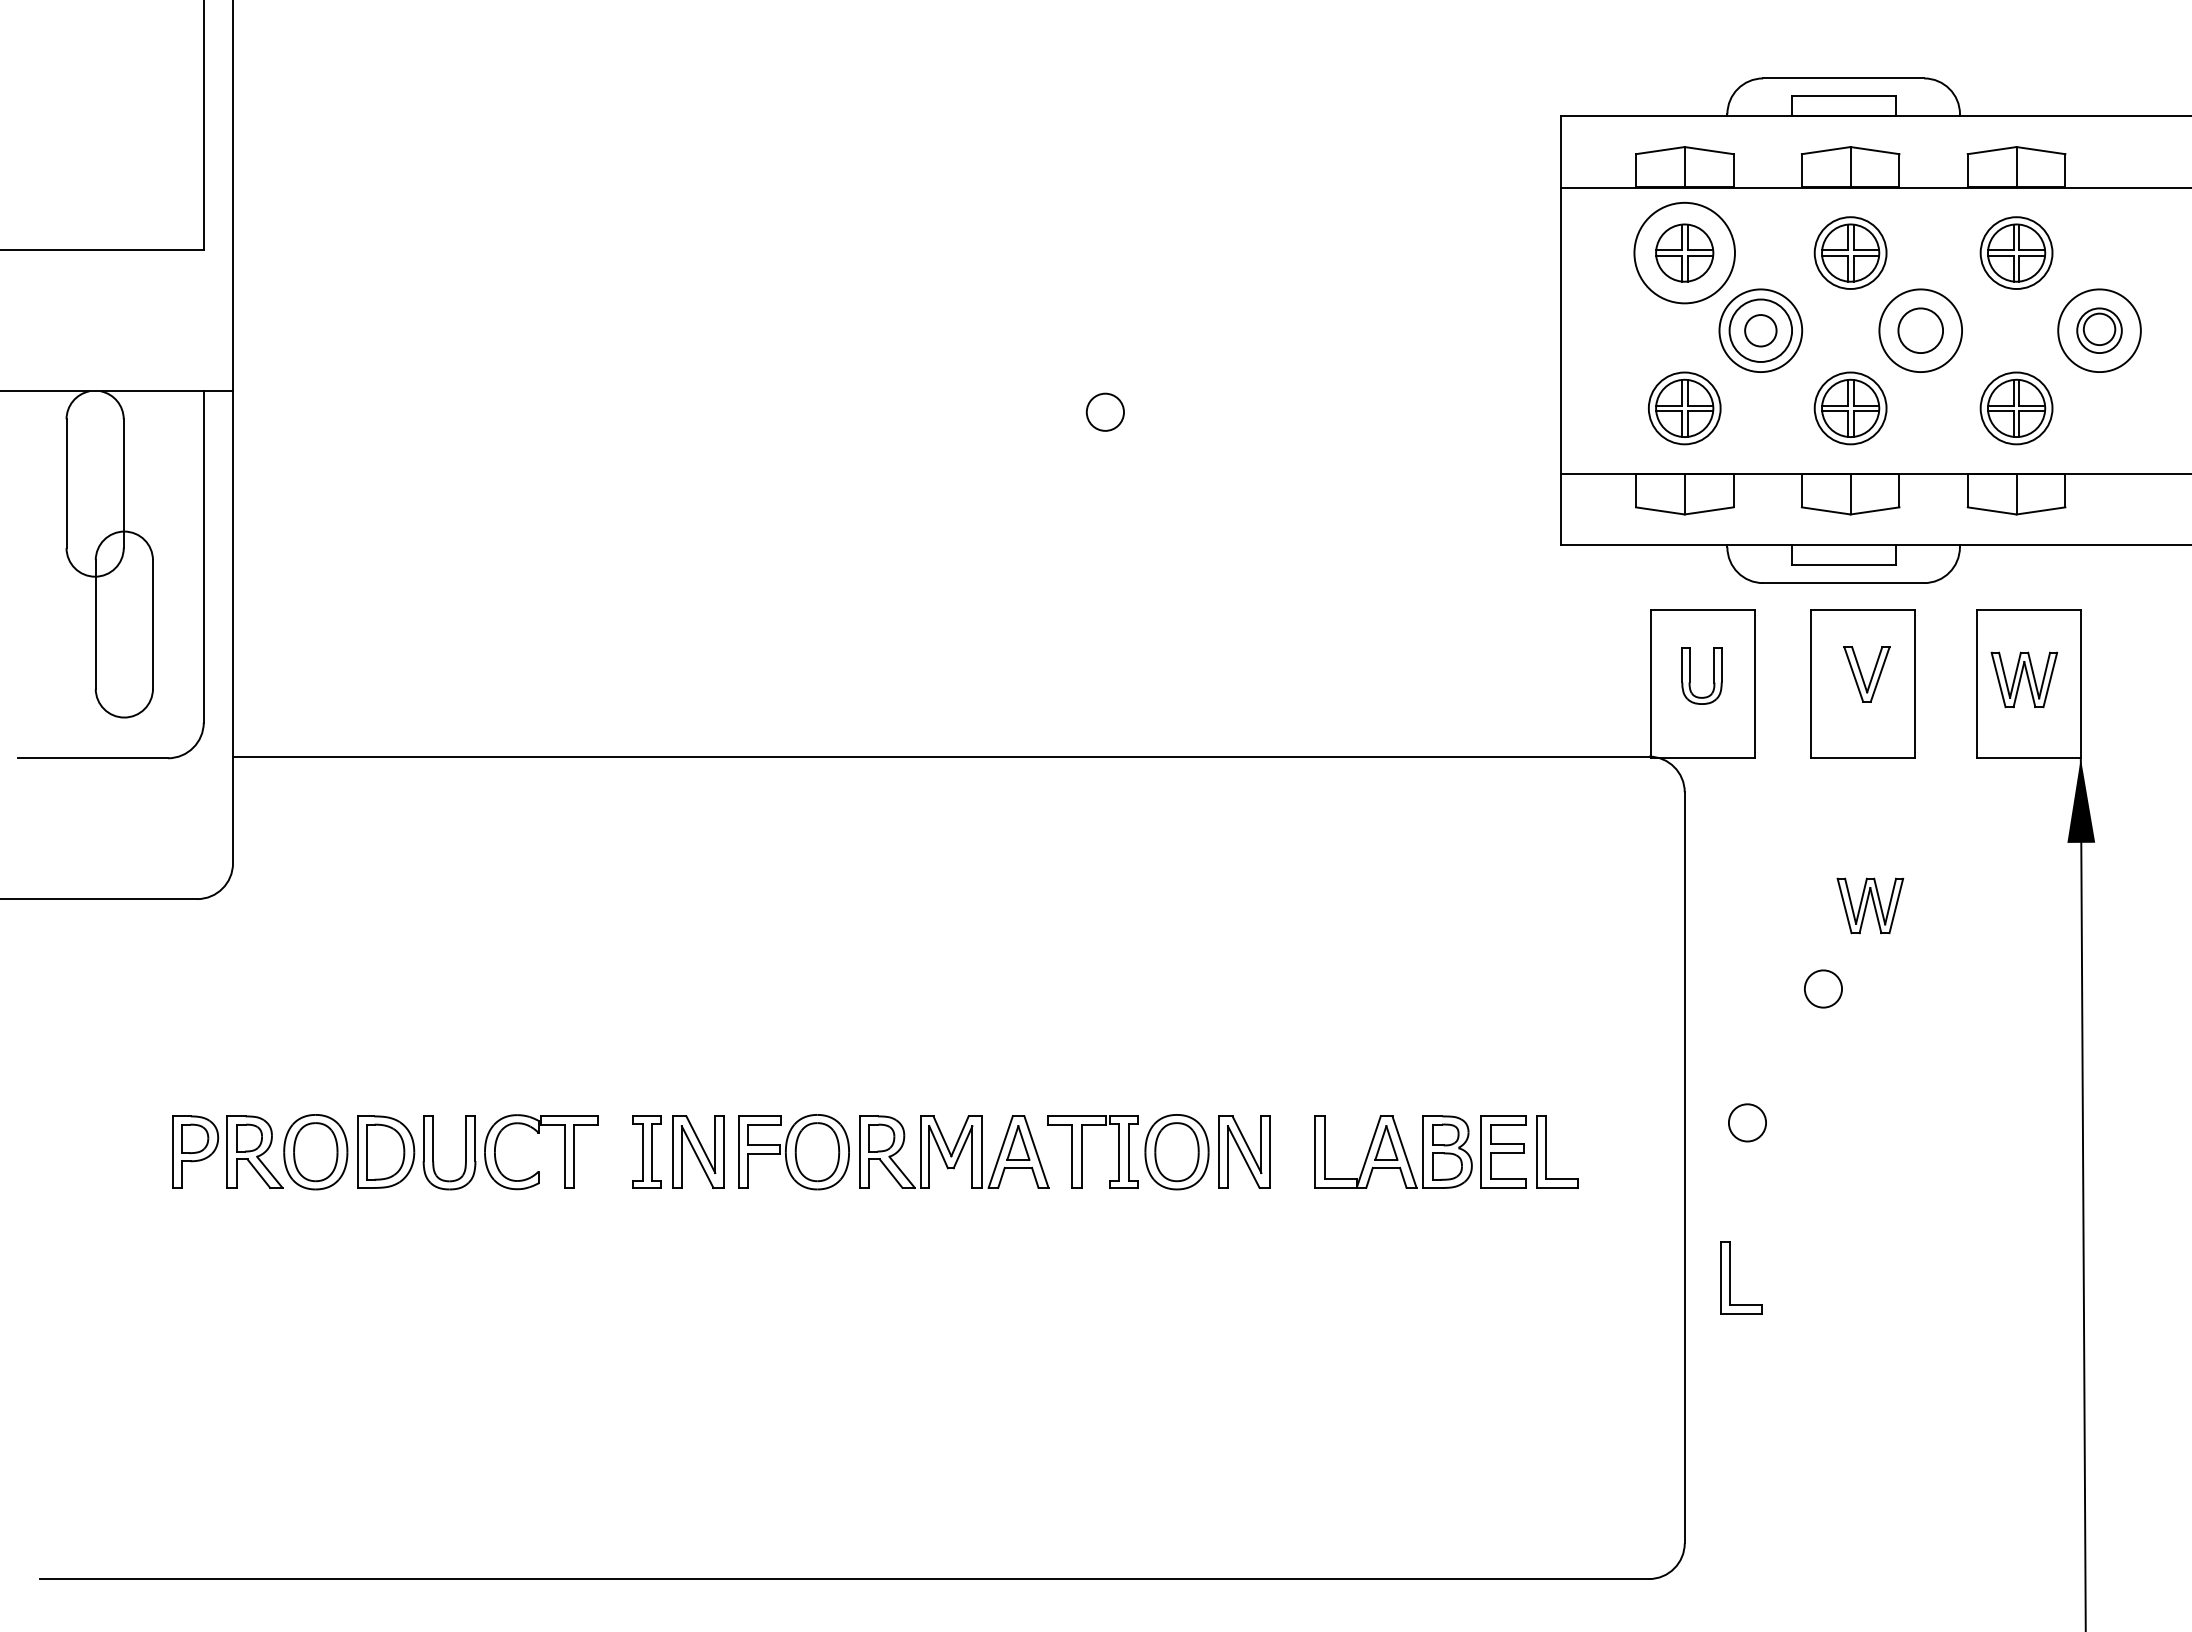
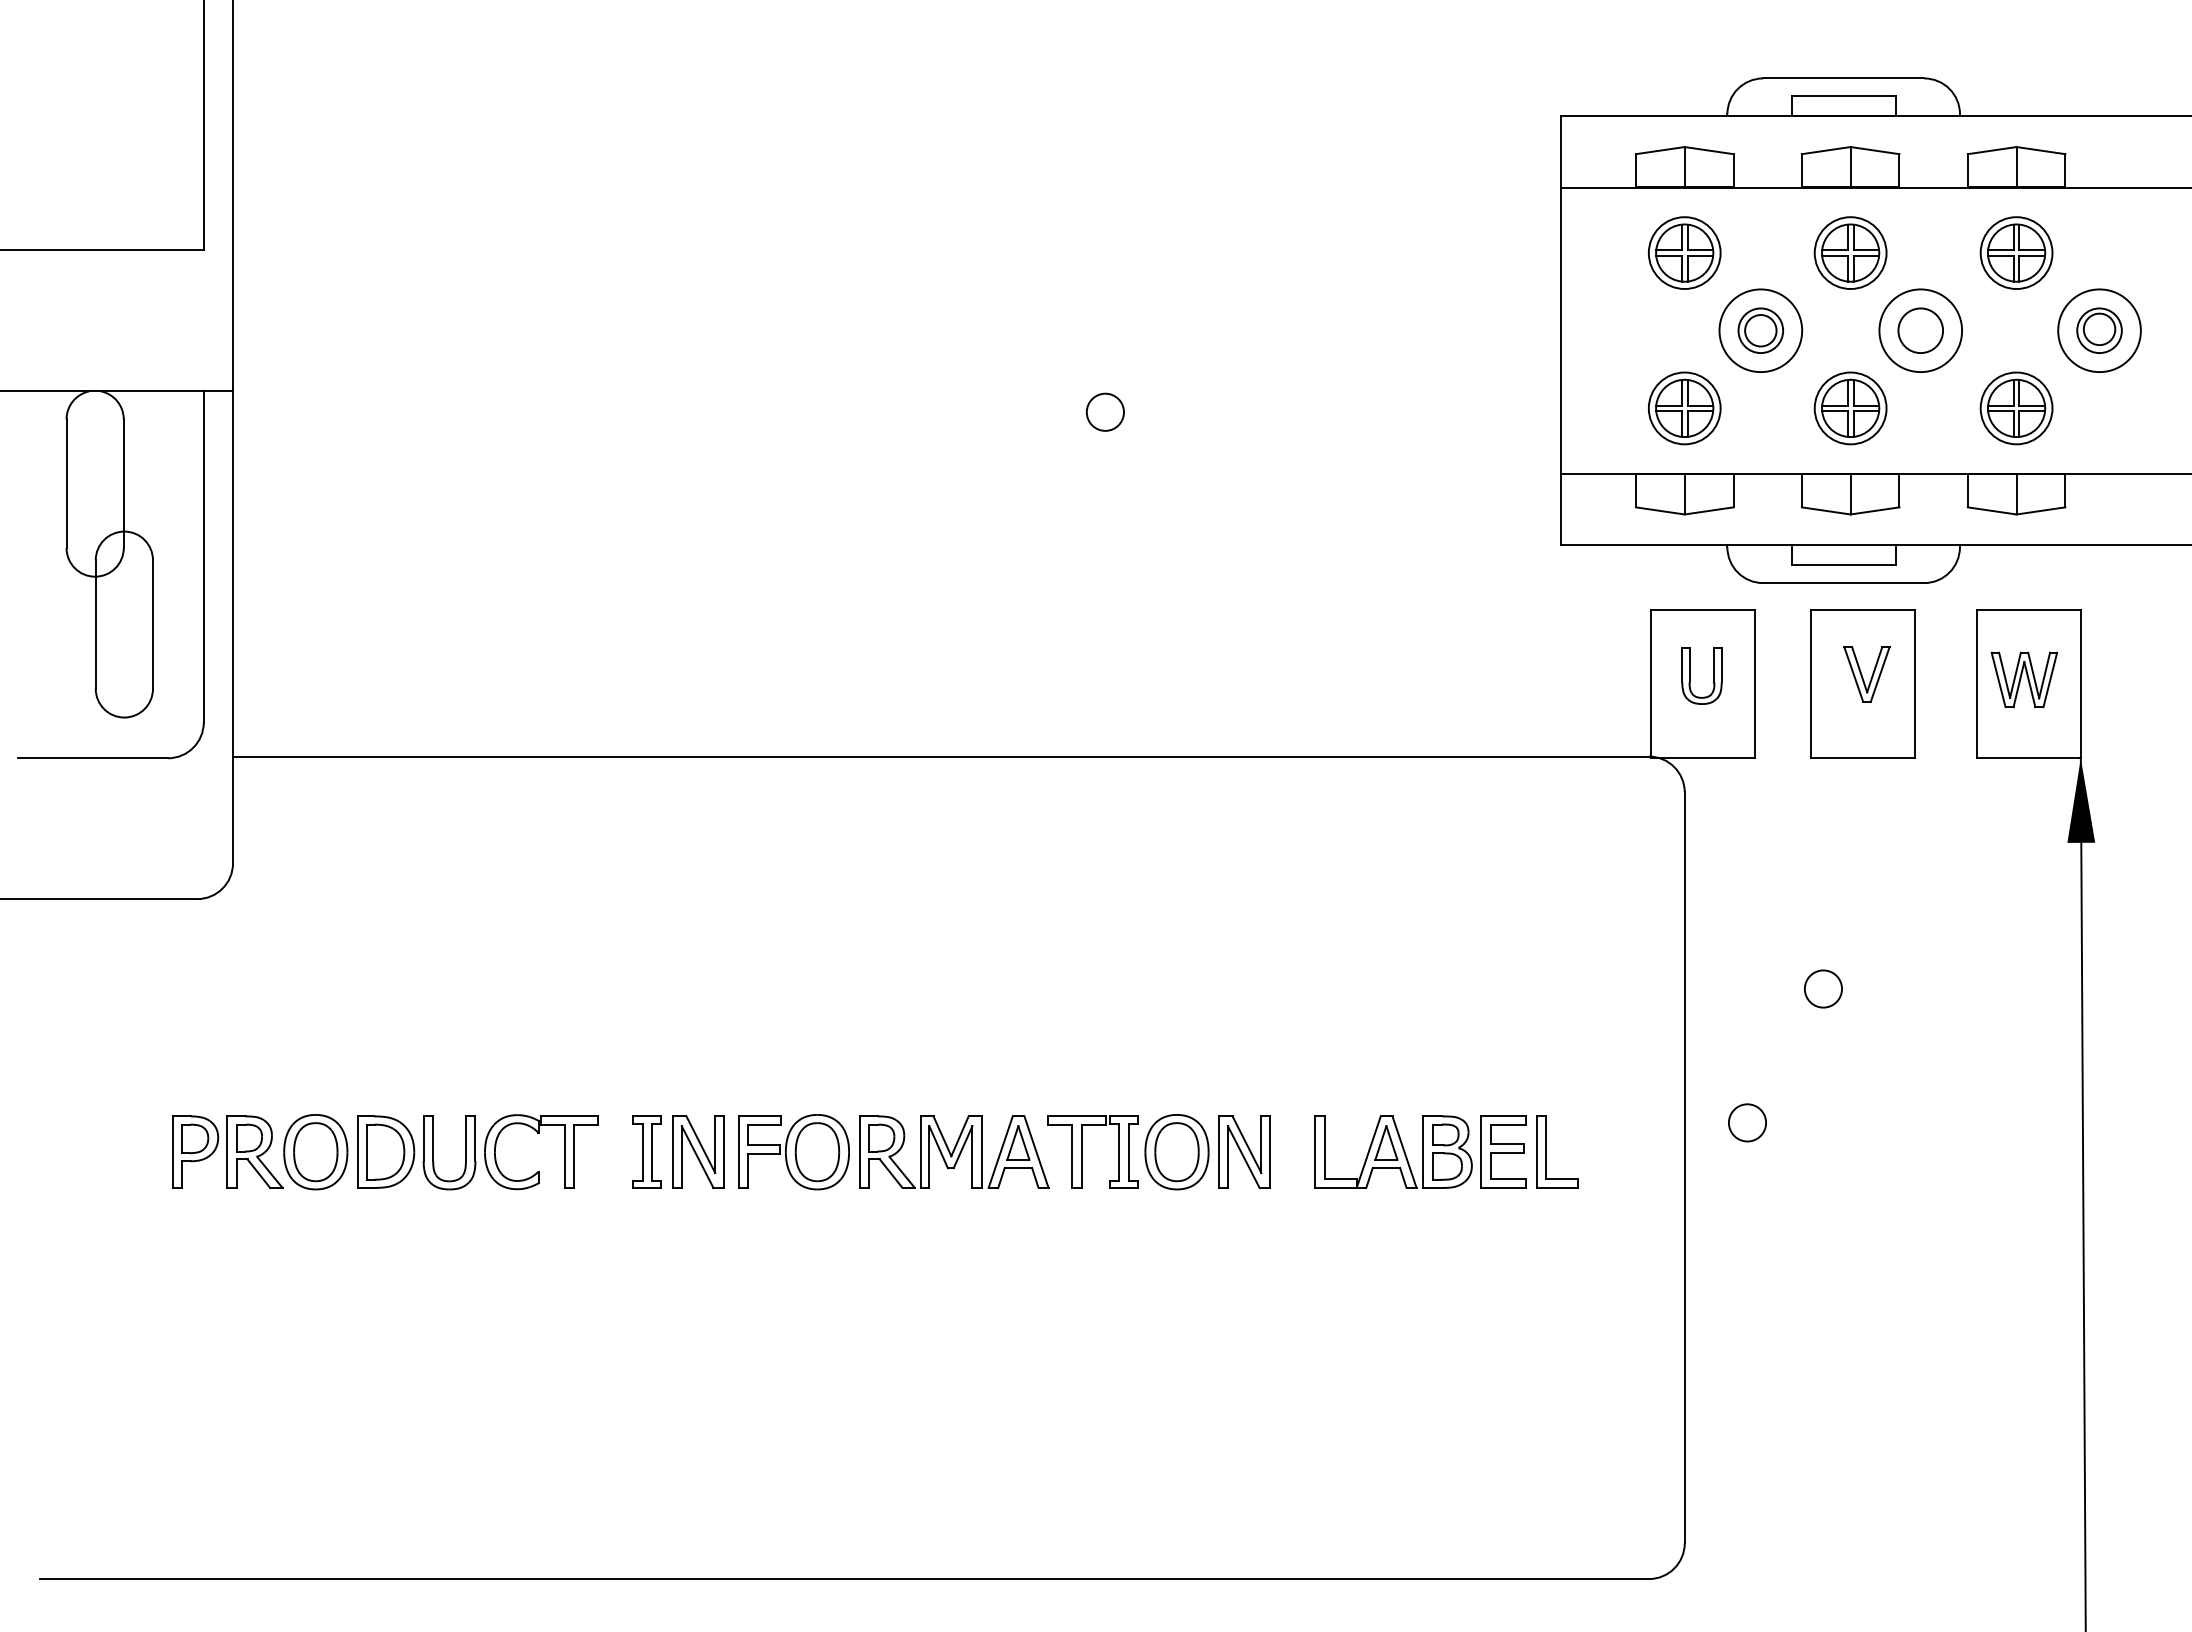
circle diameter: 101 px -> 72 px (1684, 253)
circle diameter: 62 px -> 45 px (1760, 330)
part: present -> none (1870, 905)
part: present -> none (1730, 1277)
